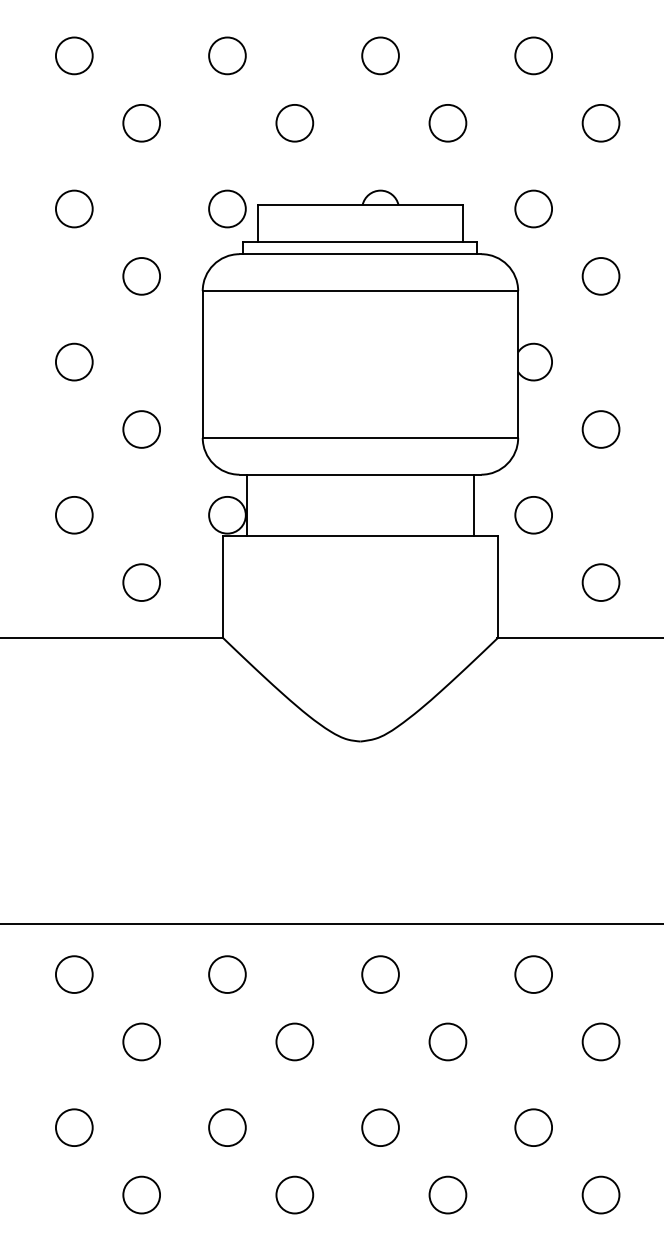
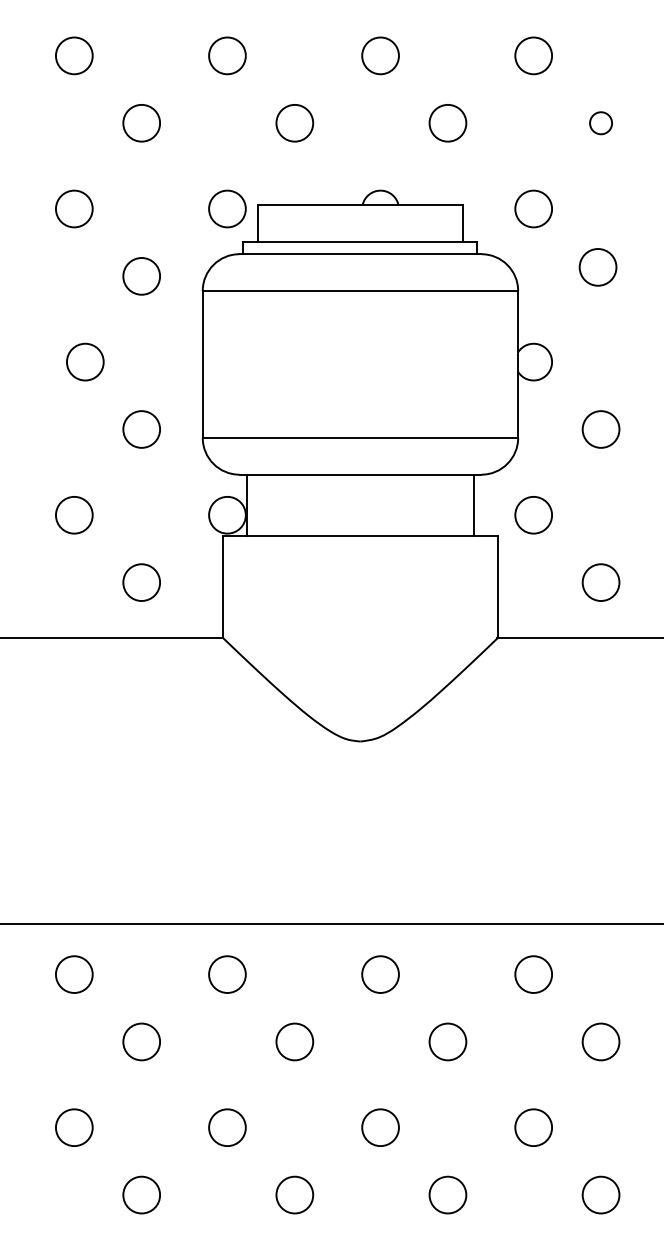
circle diameter: 37 px -> 22 px (601, 123)
circle position: (600, 276) -> (597, 267) (597, 267)
circle position: (74, 361) -> (85, 361) (85, 361)
